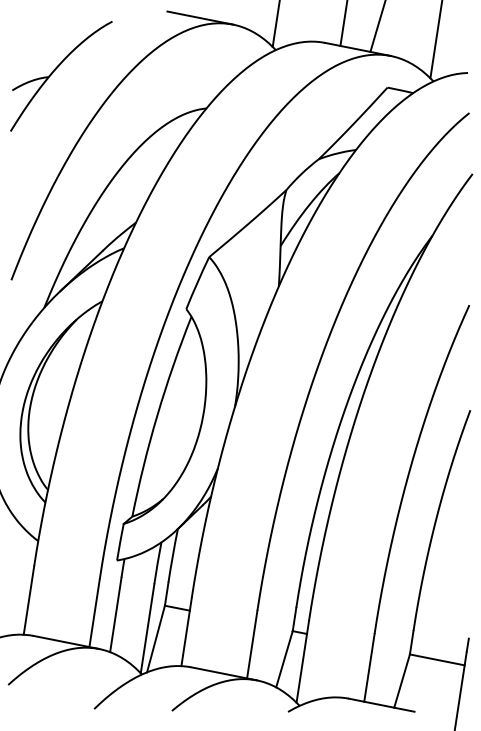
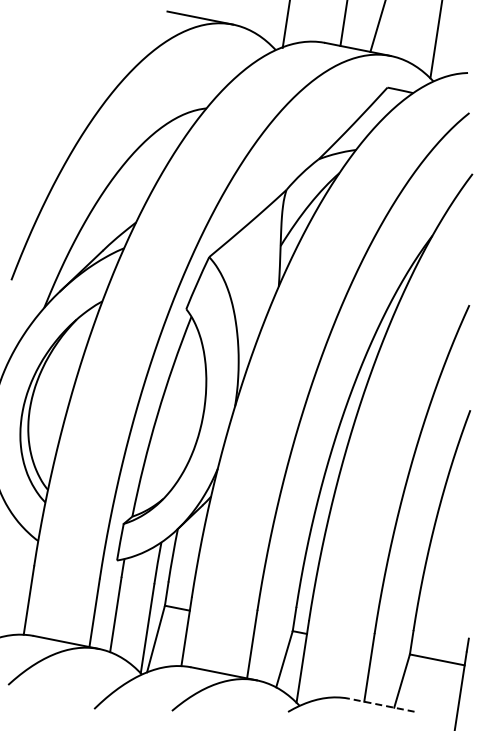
line position: (275, 24) -> (285, 24) (285, 24)
part: present -> none (55, 70)
line: solid -> dashed (381, 705)
